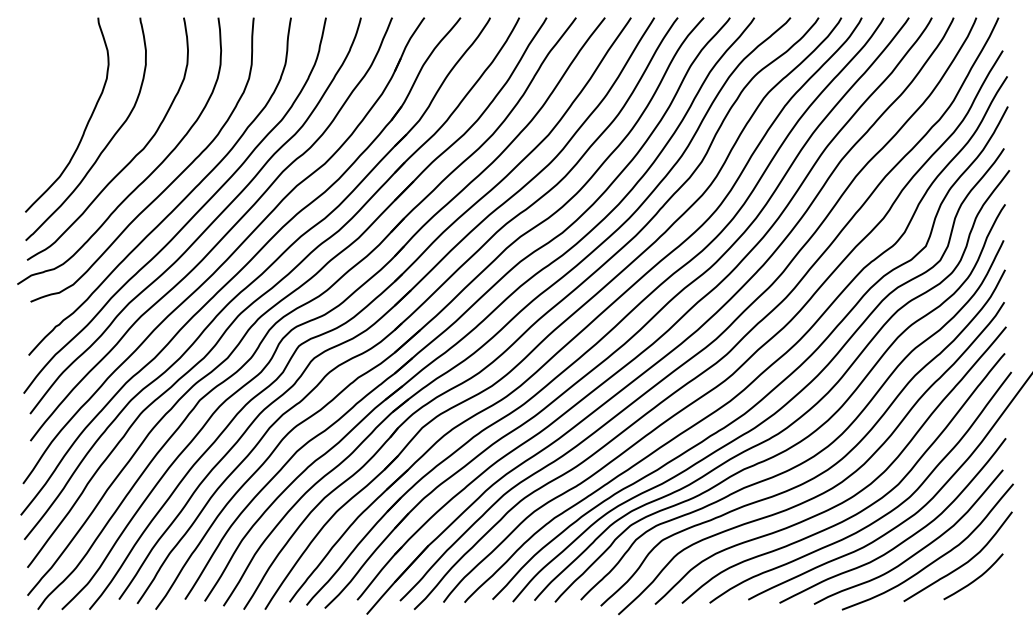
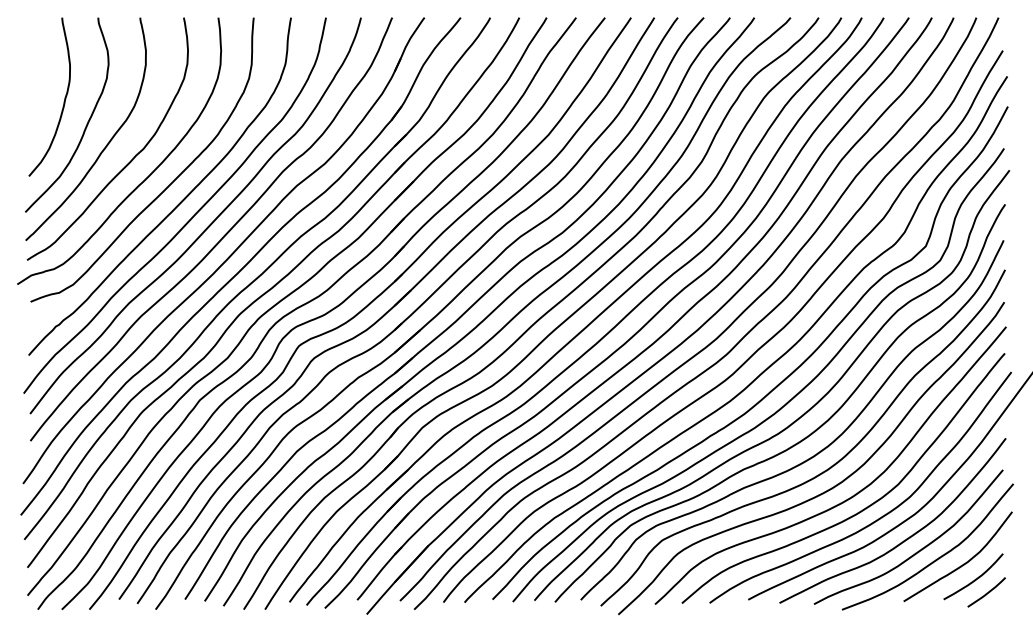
curve: none -> present (63, 101)
curve: none -> present (987, 592)
